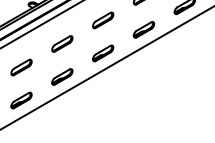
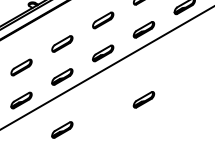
line: present -> none (41, 24)
part: none -> present (143, 99)
part: none -> present (62, 129)
